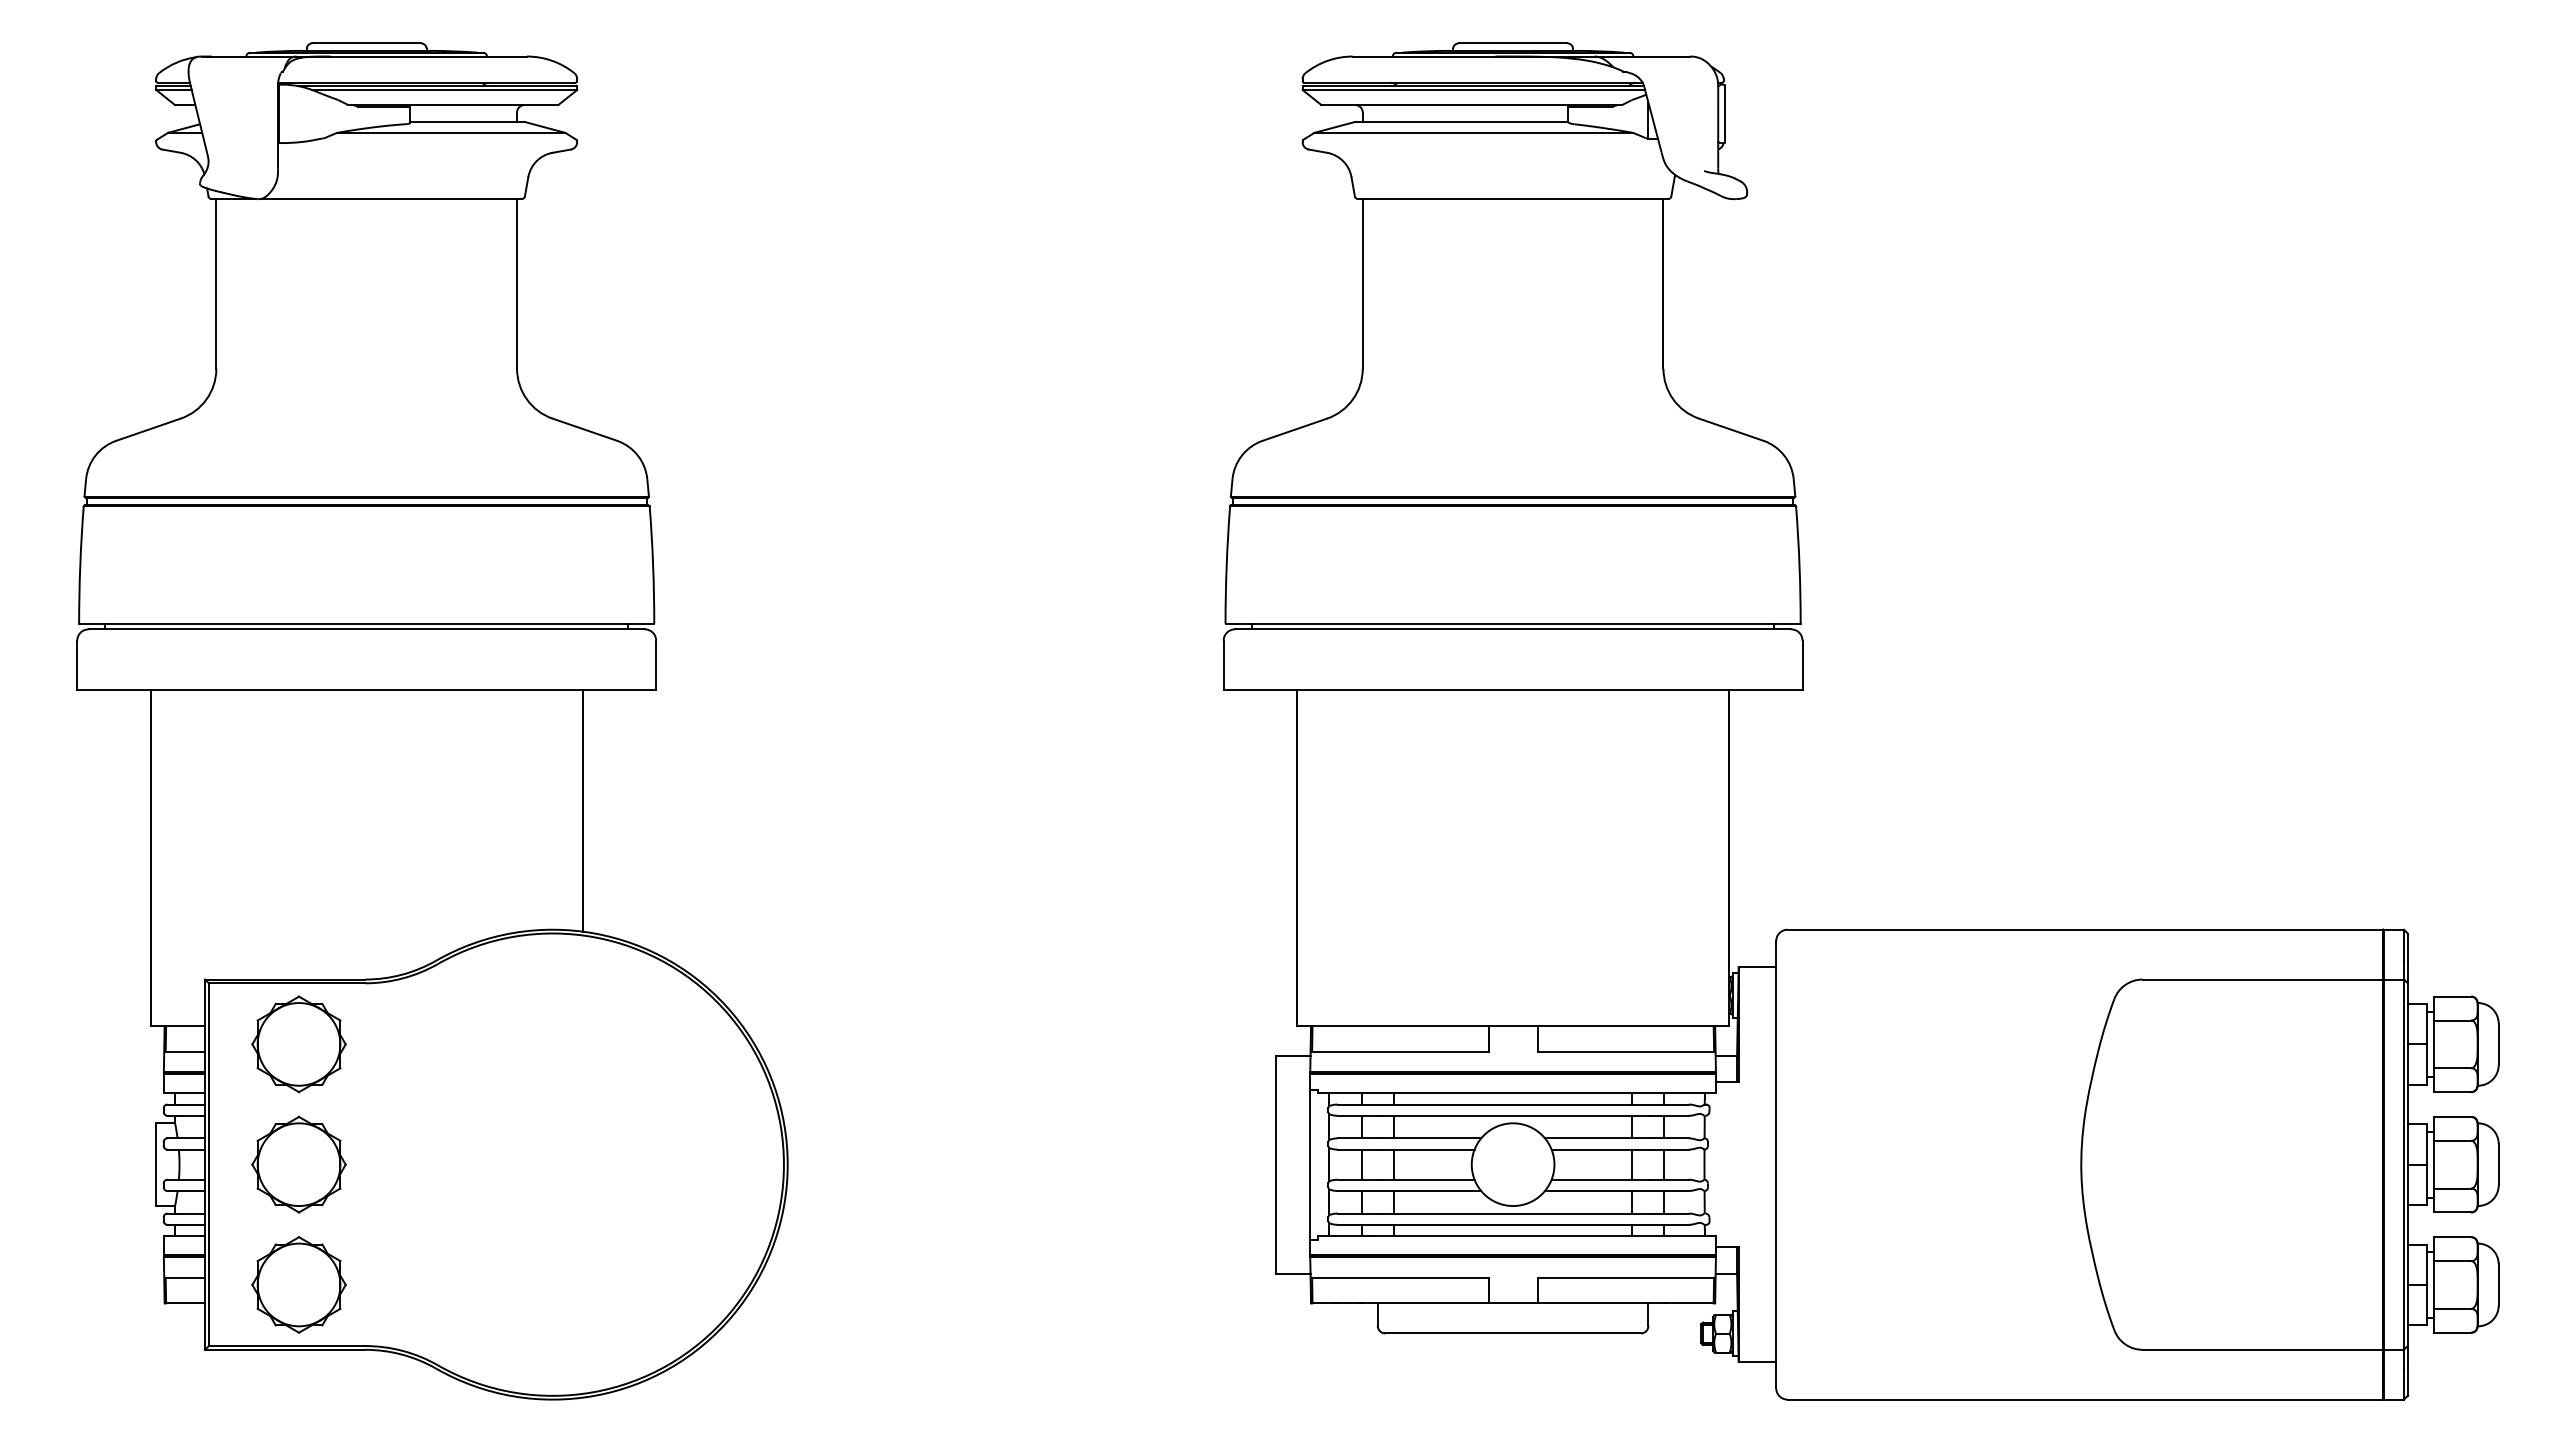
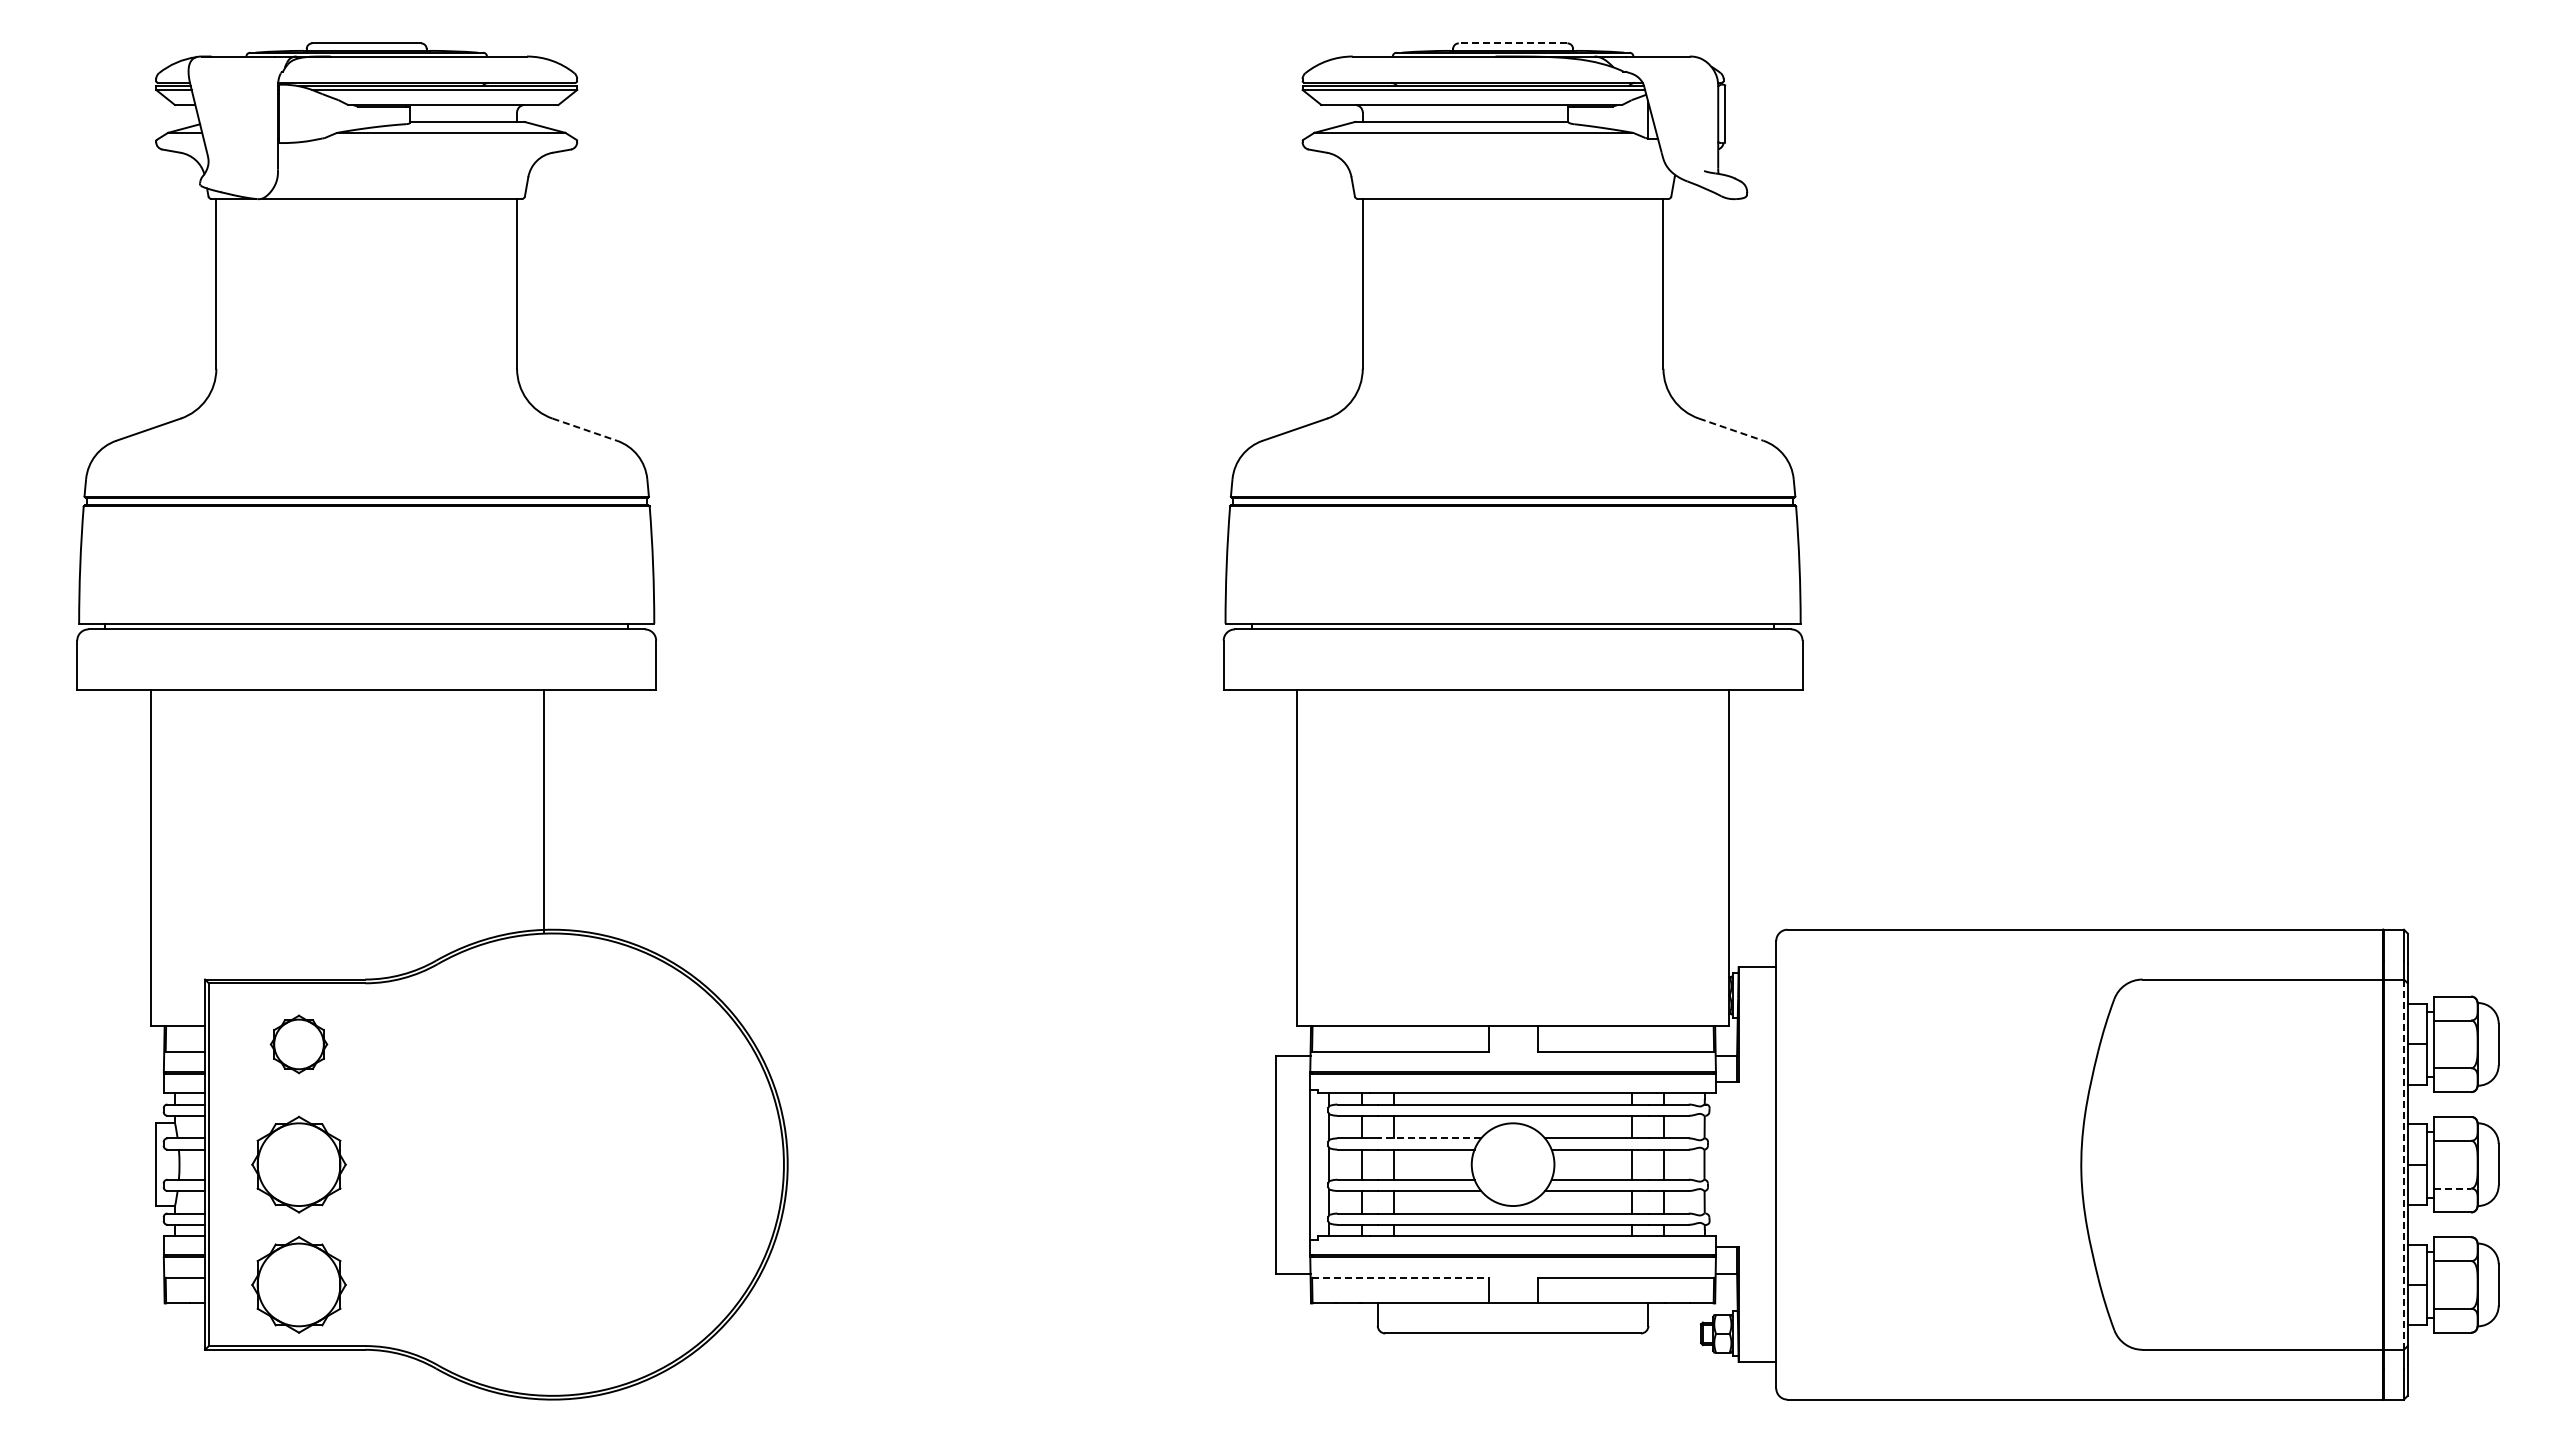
line: solid -> dashed (1512, 43)
line: solid -> dashed (585, 429)
line: solid -> dashed (1731, 429)
line position: (582, 810) -> (543, 810) (543, 810)
part size: 96x99 px -> 60x61 px (298, 1044)
line: solid -> dashed (1429, 1138)
line: solid -> dashed (2403, 1164)
line: solid -> dashed (2452, 1188)
line: solid -> dashed (1400, 1277)
